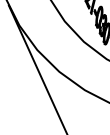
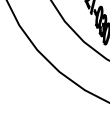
line: present -> none (36, 68)
